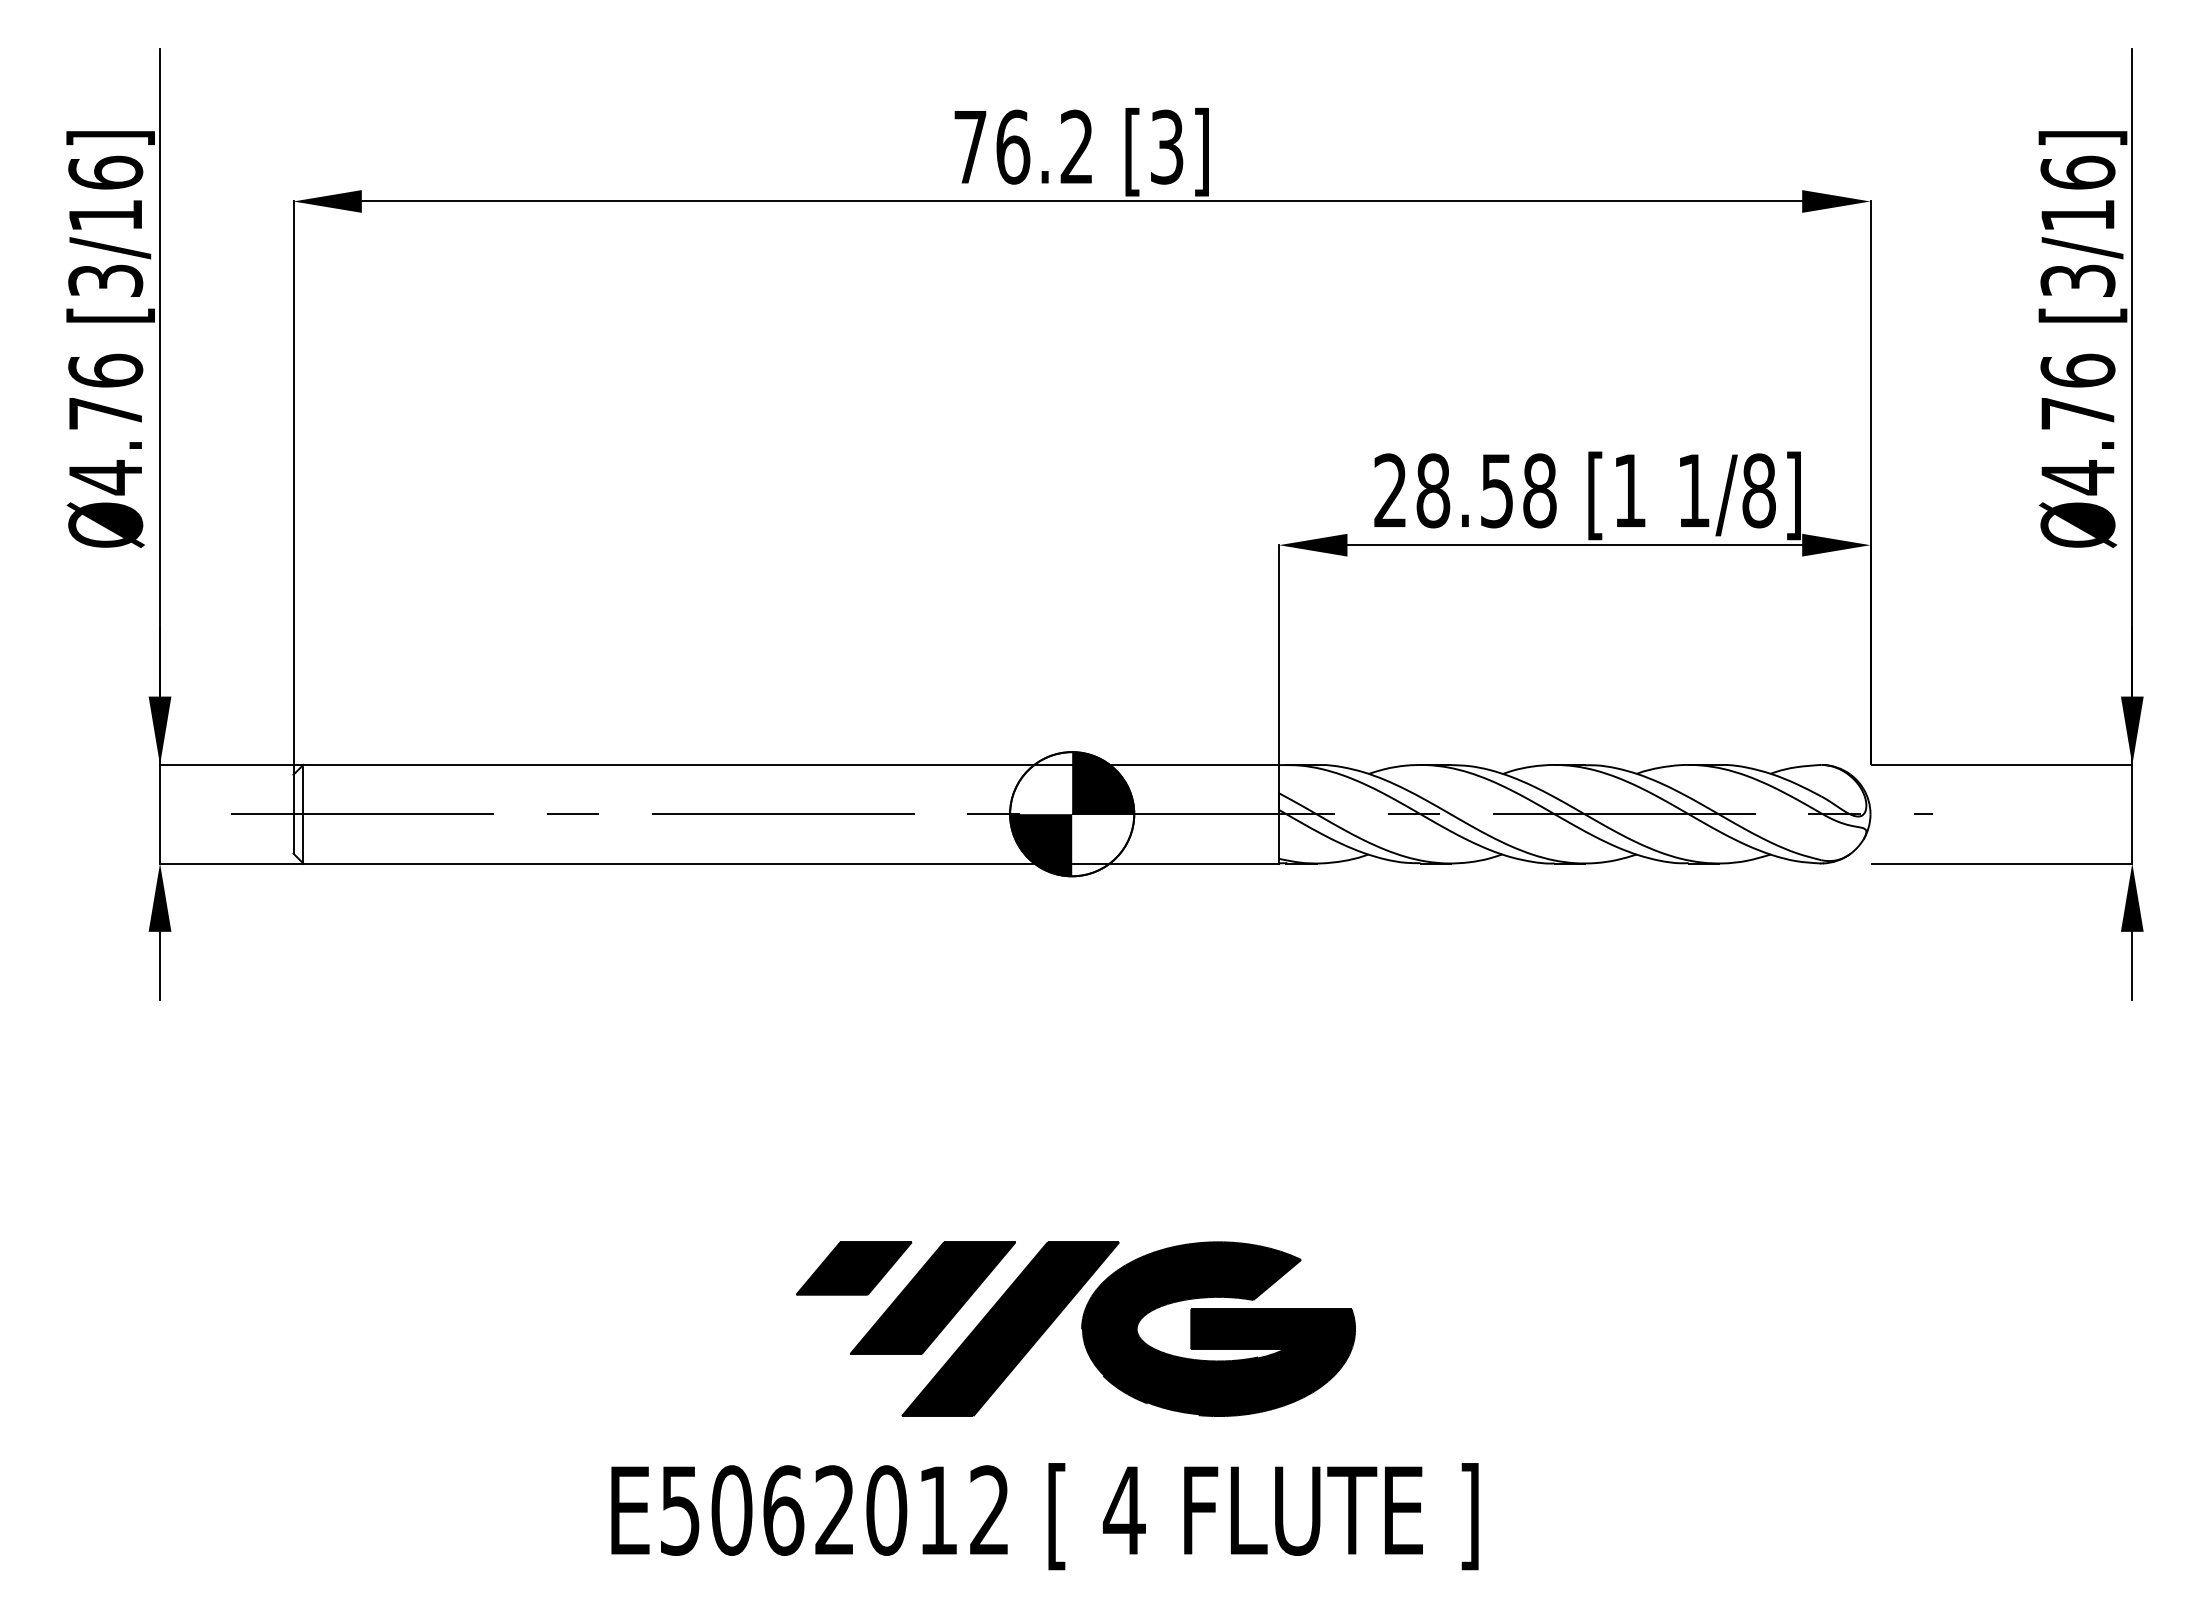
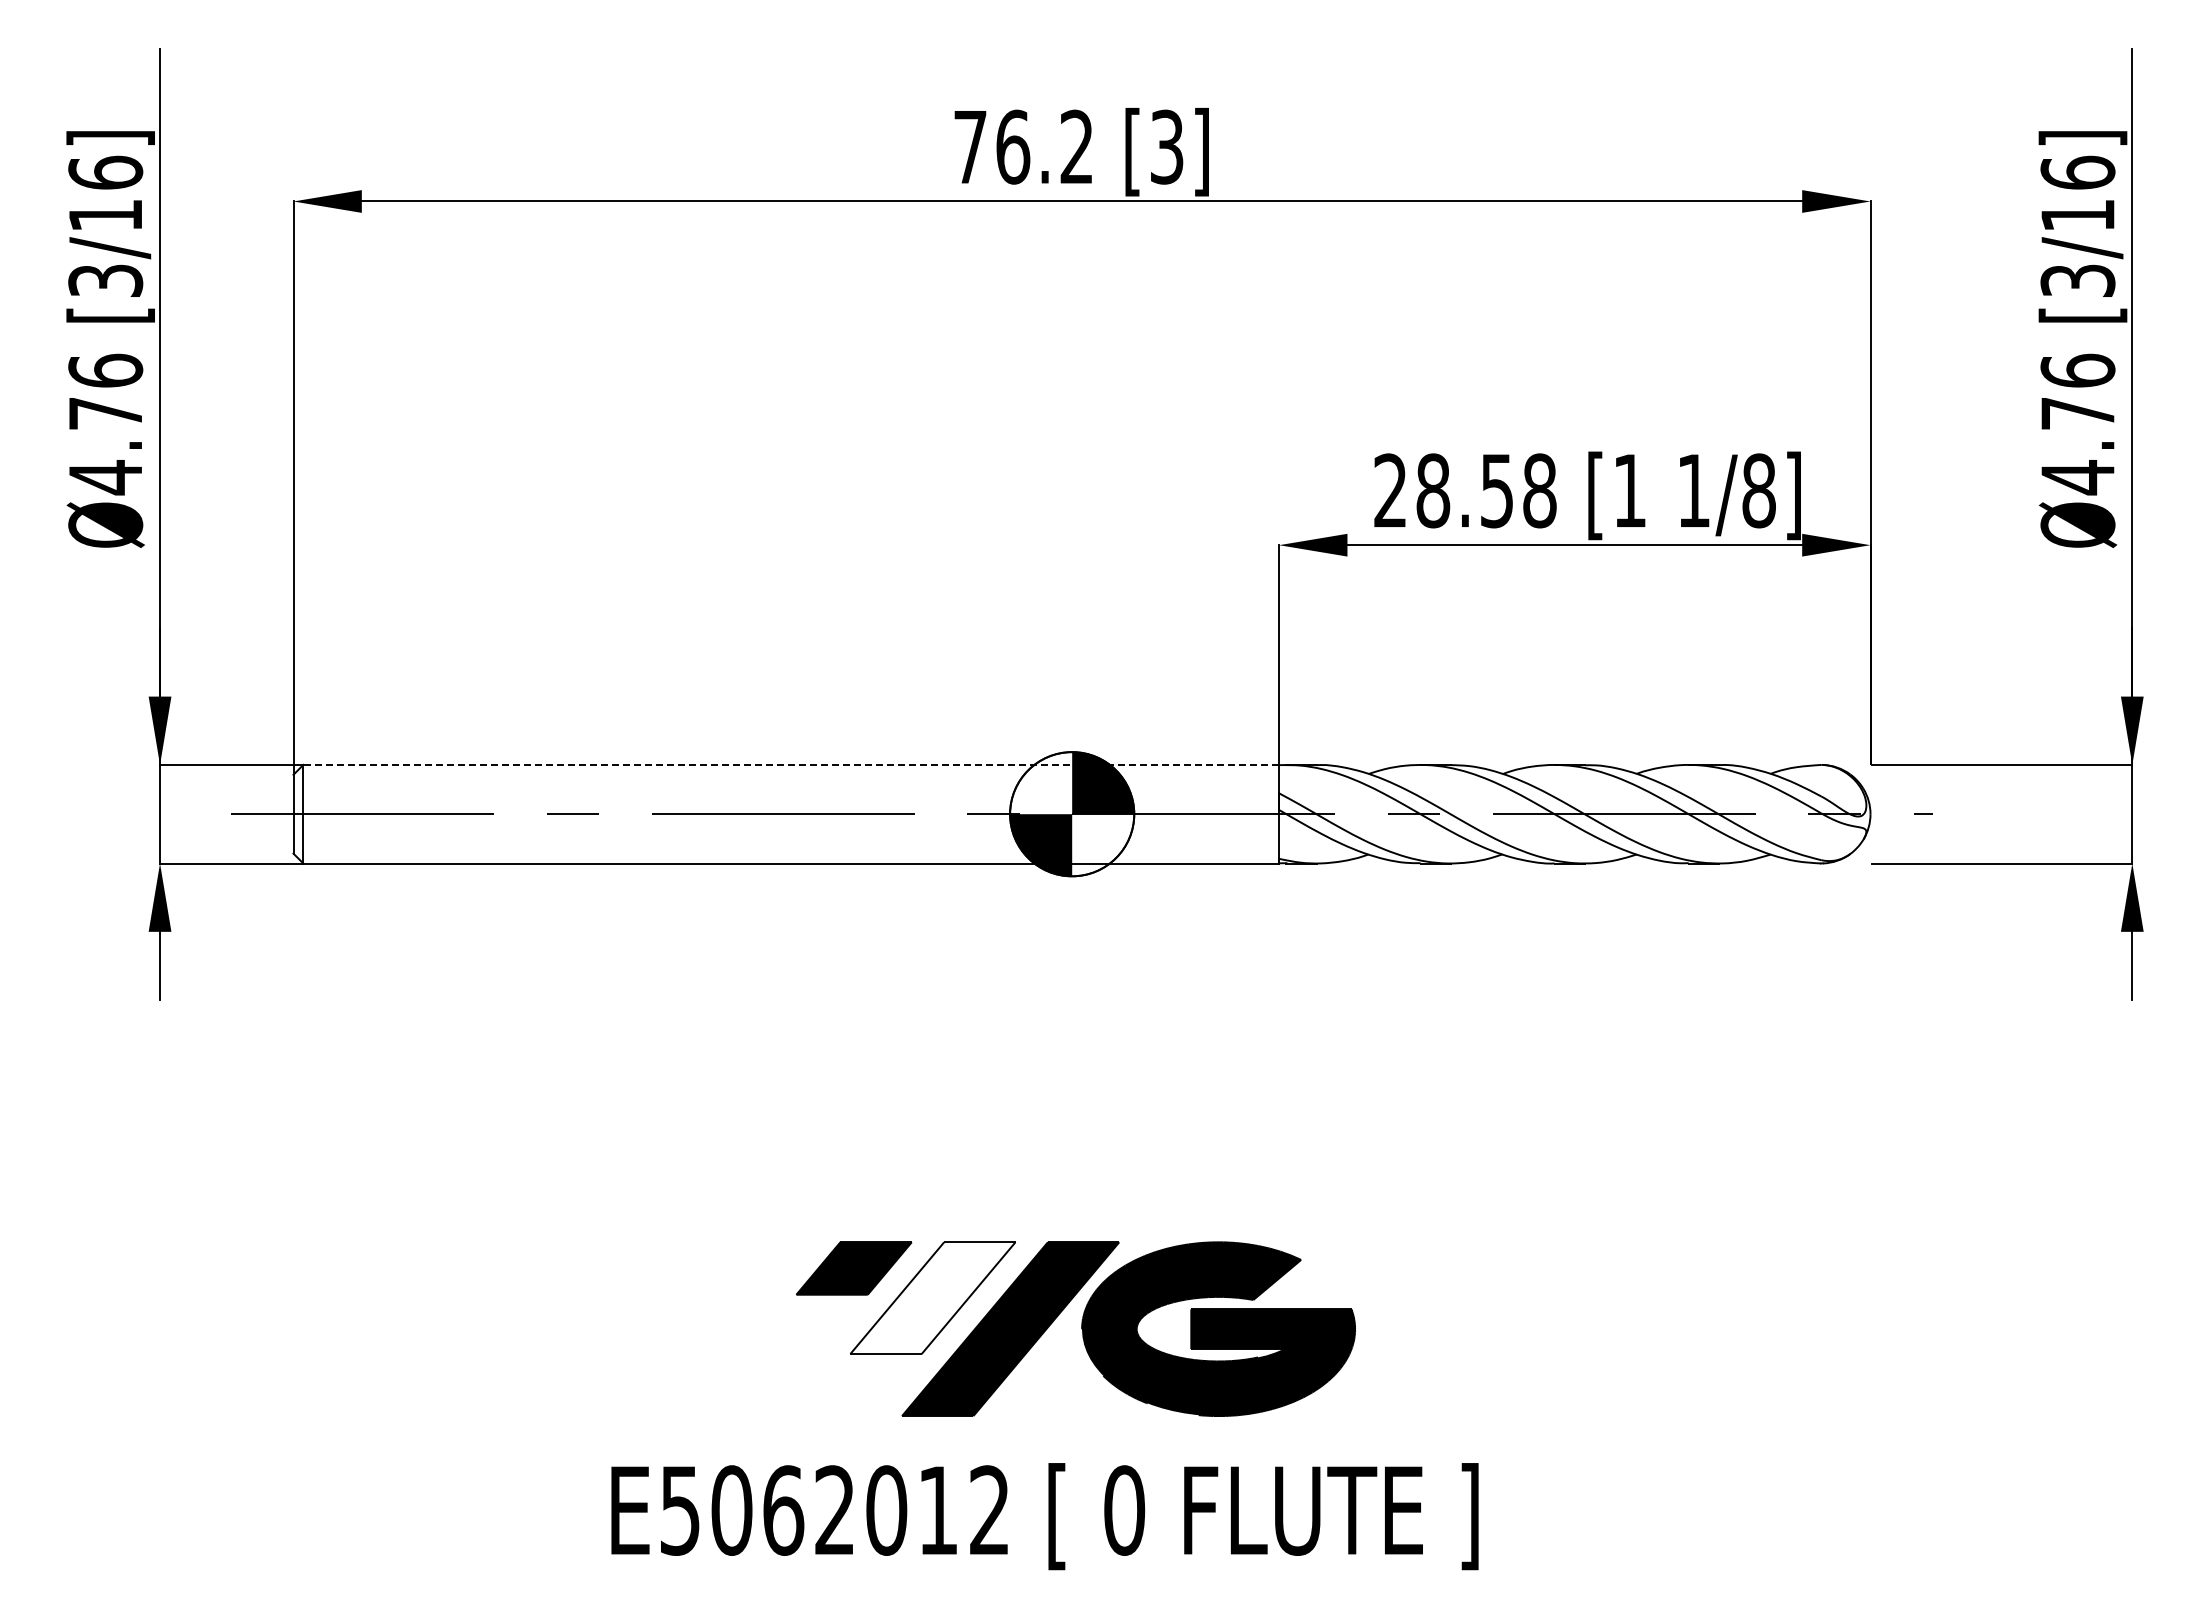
line: solid -> dashed (791, 764)
fill: present -> none (932, 1298)
text: 4 -> 0 (1123, 1510)
